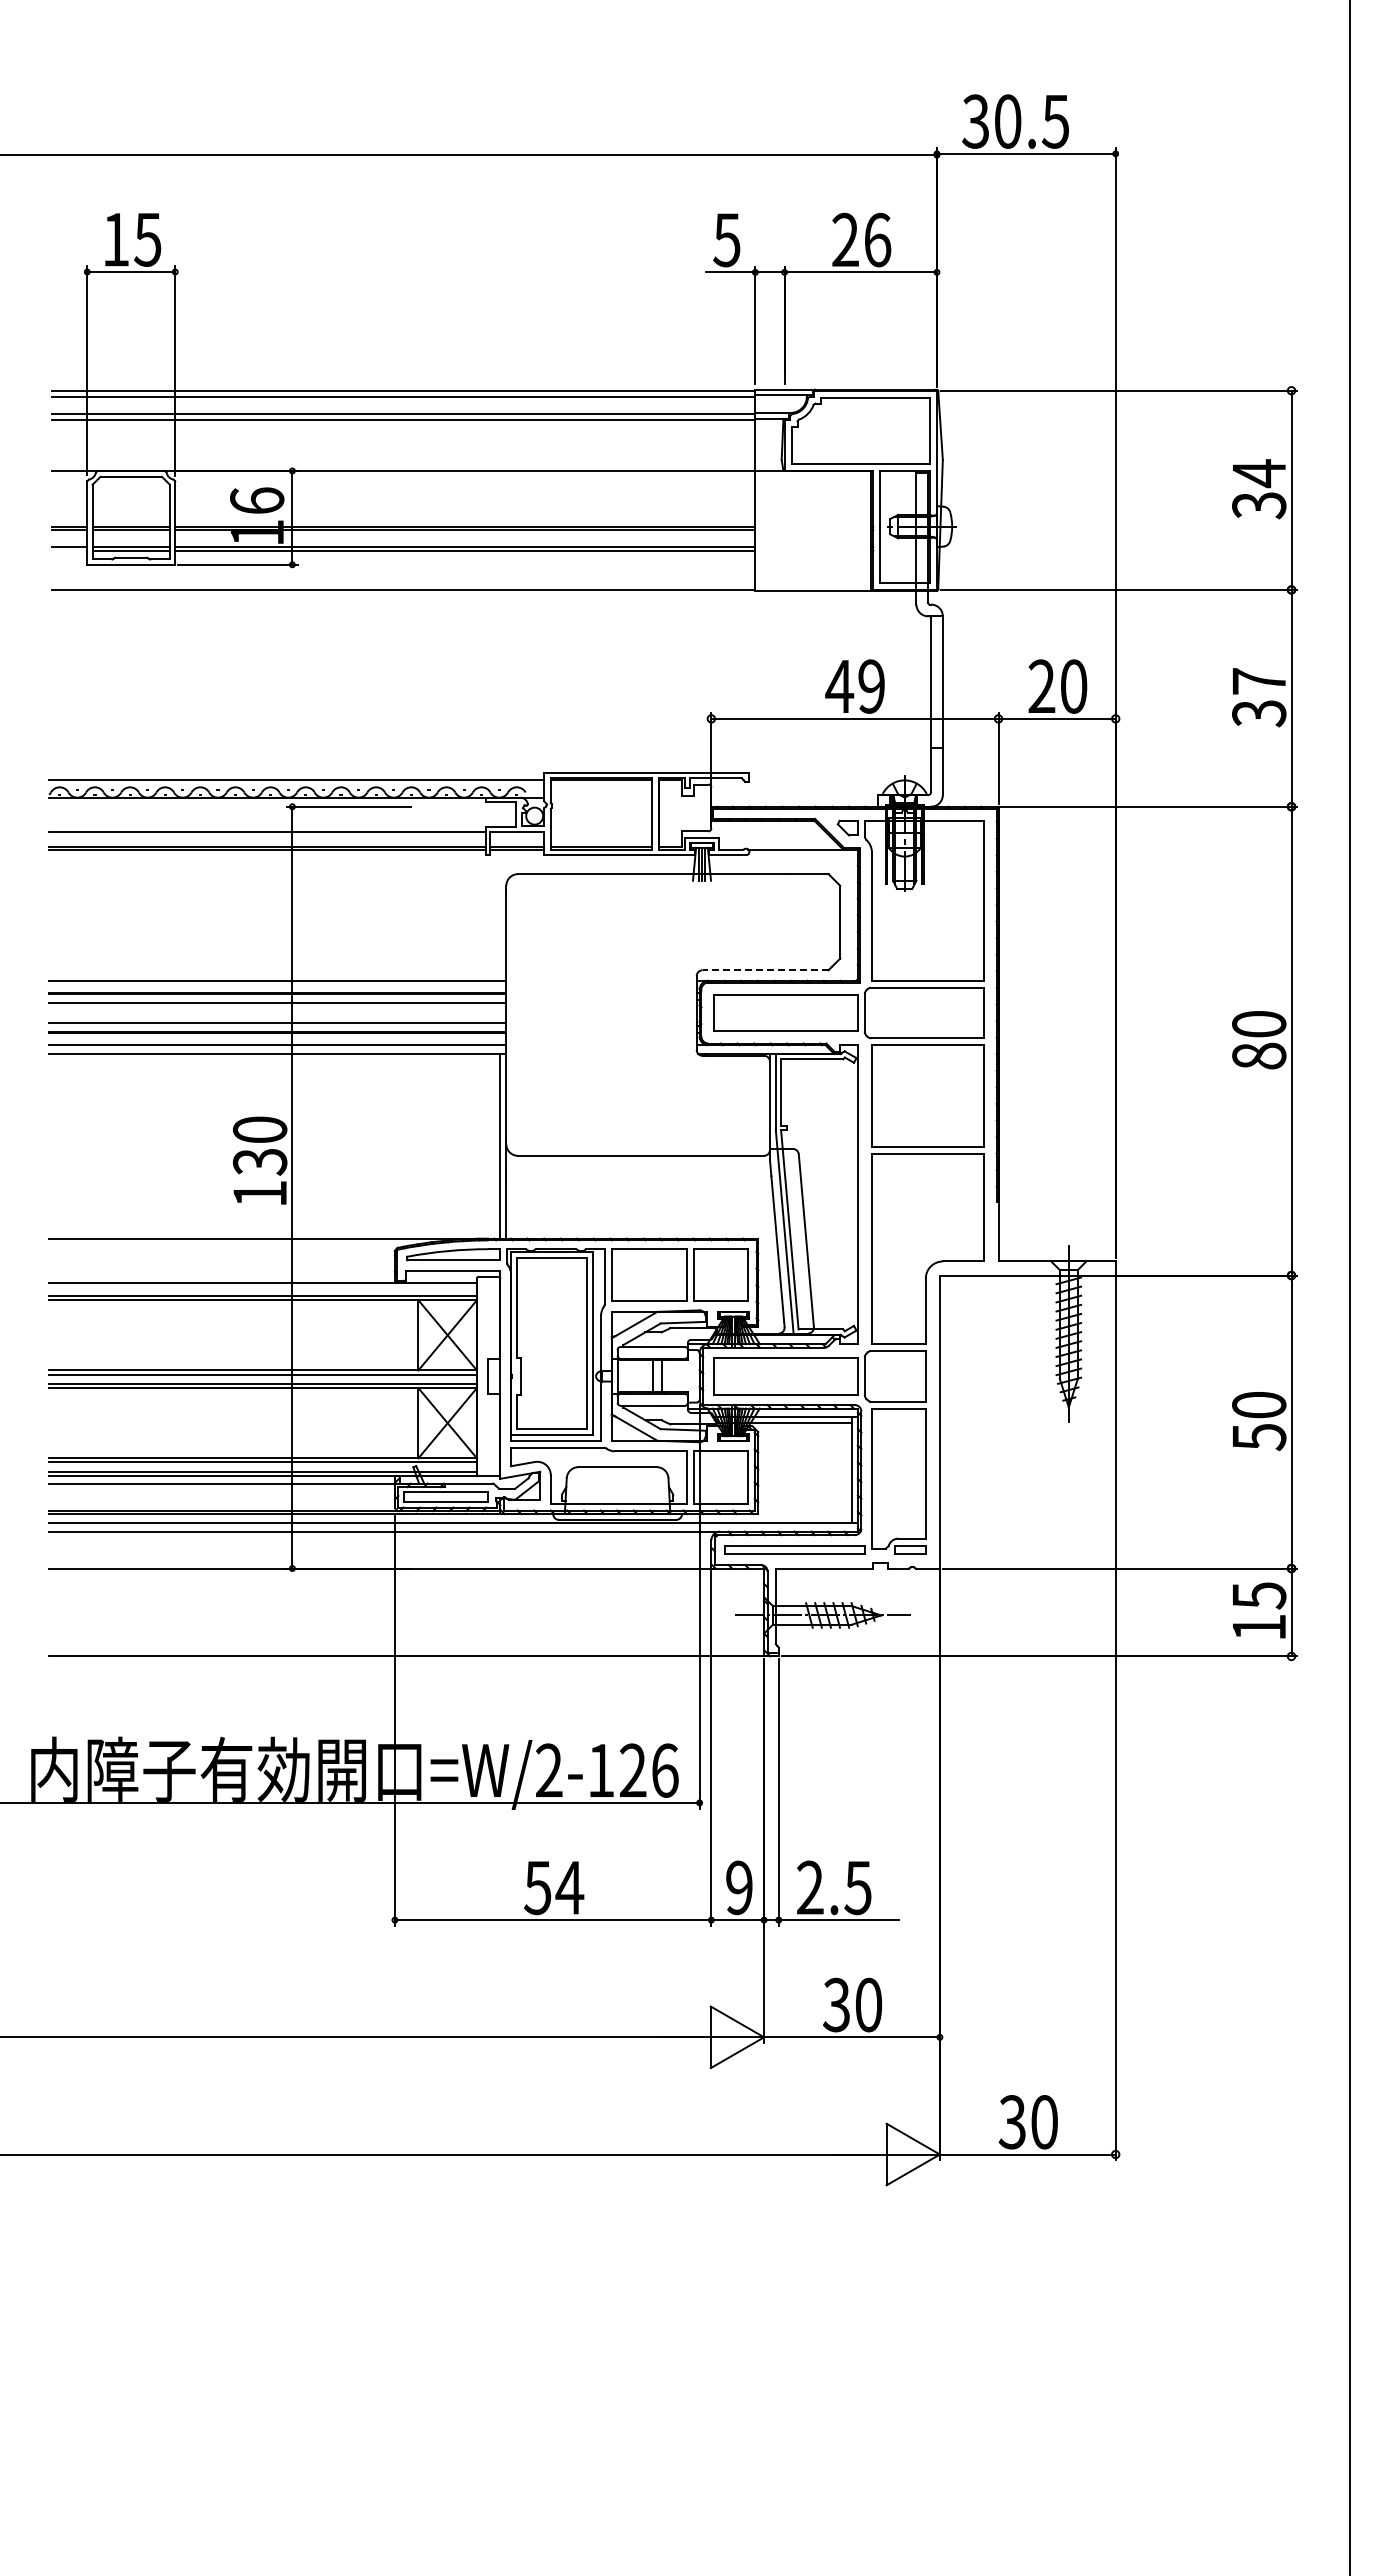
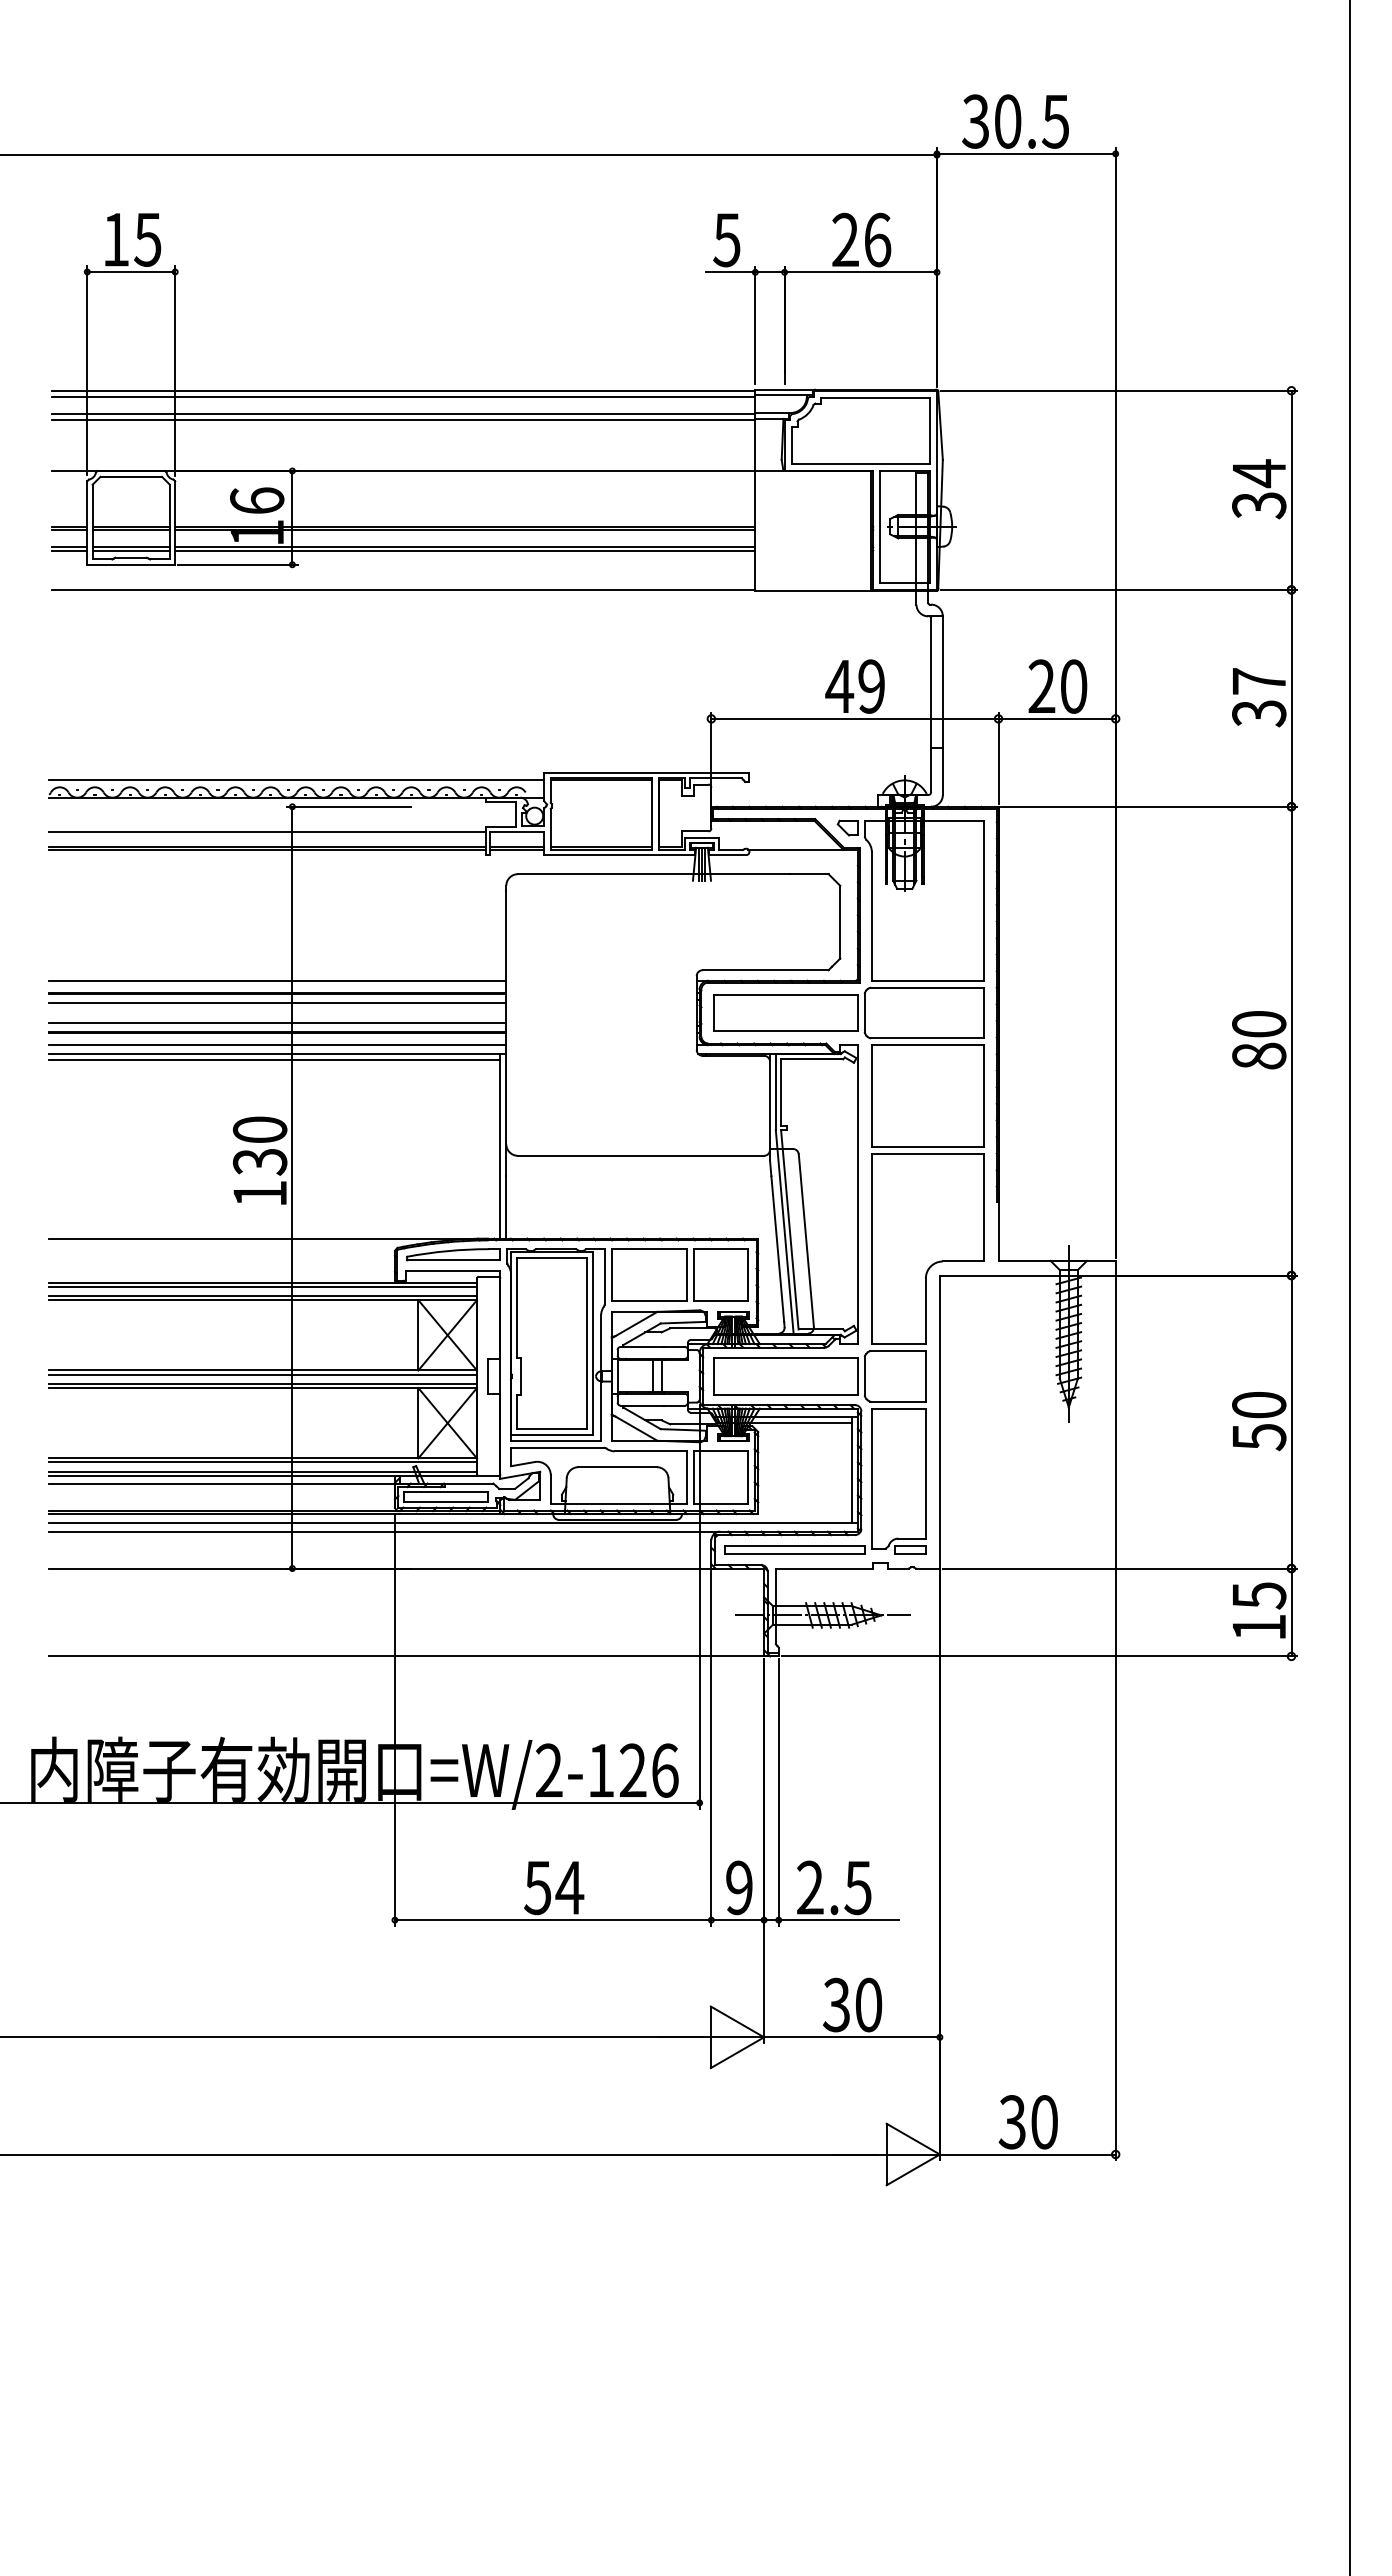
line: none -> present (69, 550)
line: dashed -> solid (765, 970)
line: none -> present (274, 1059)
line: none -> present (262, 1286)
